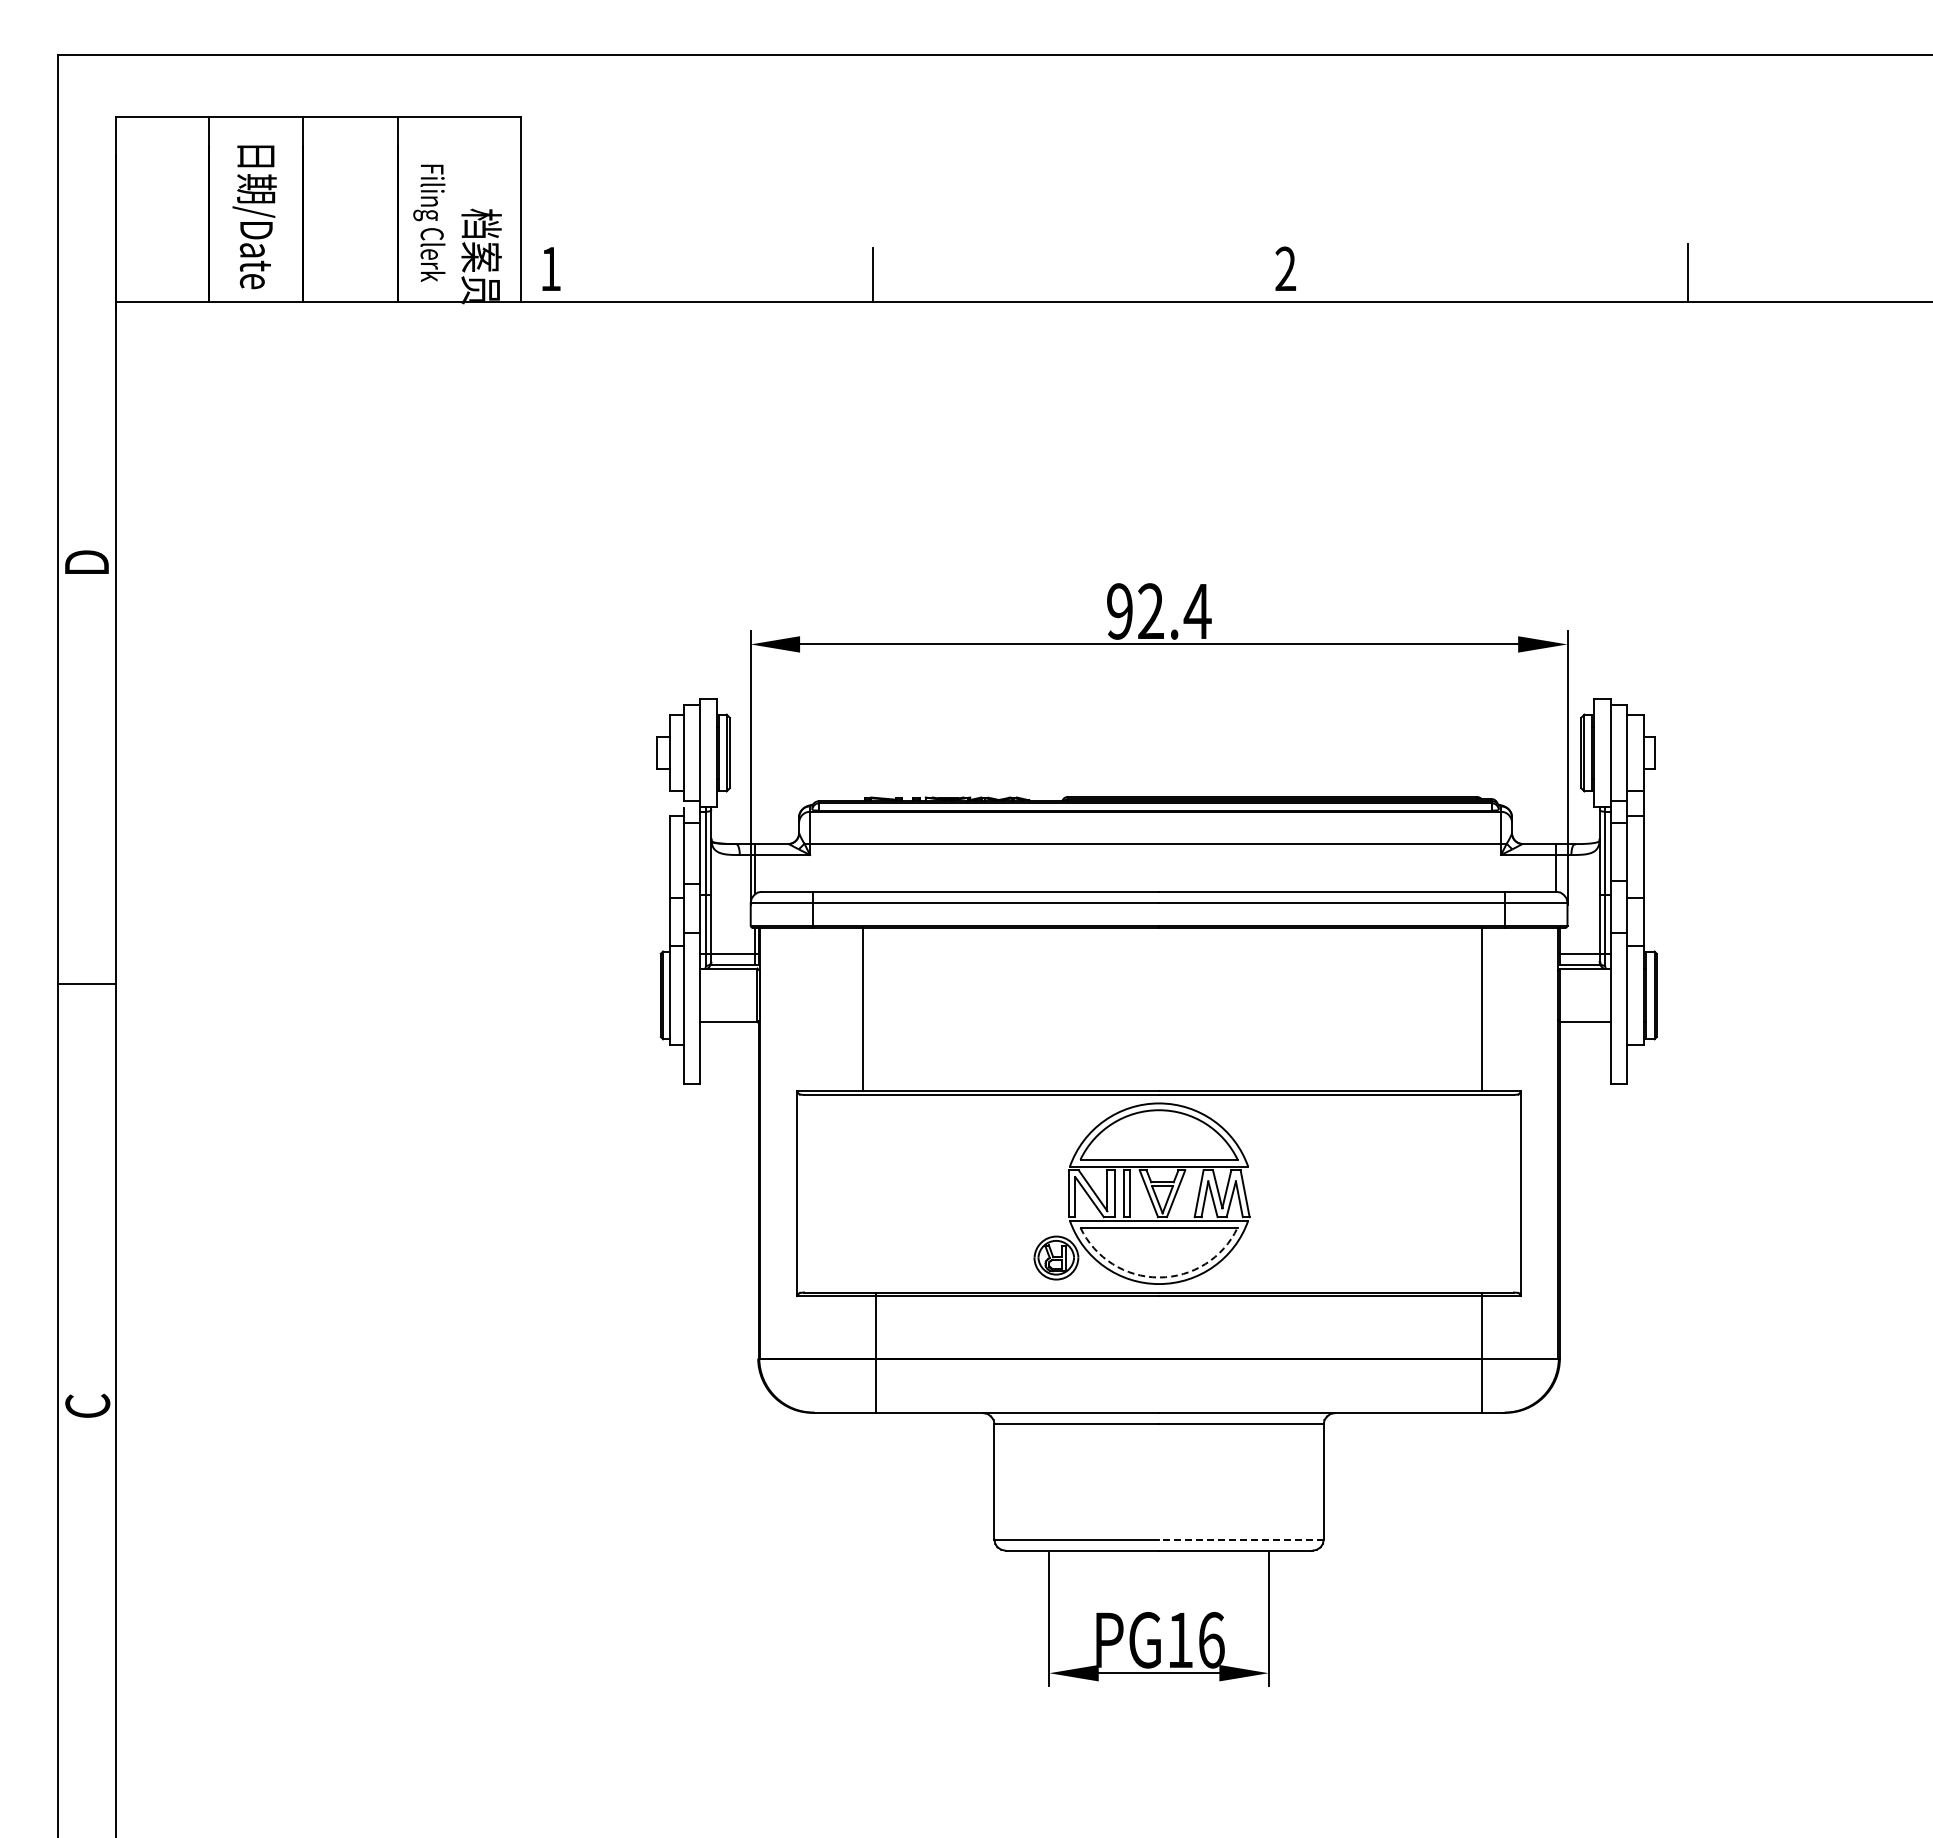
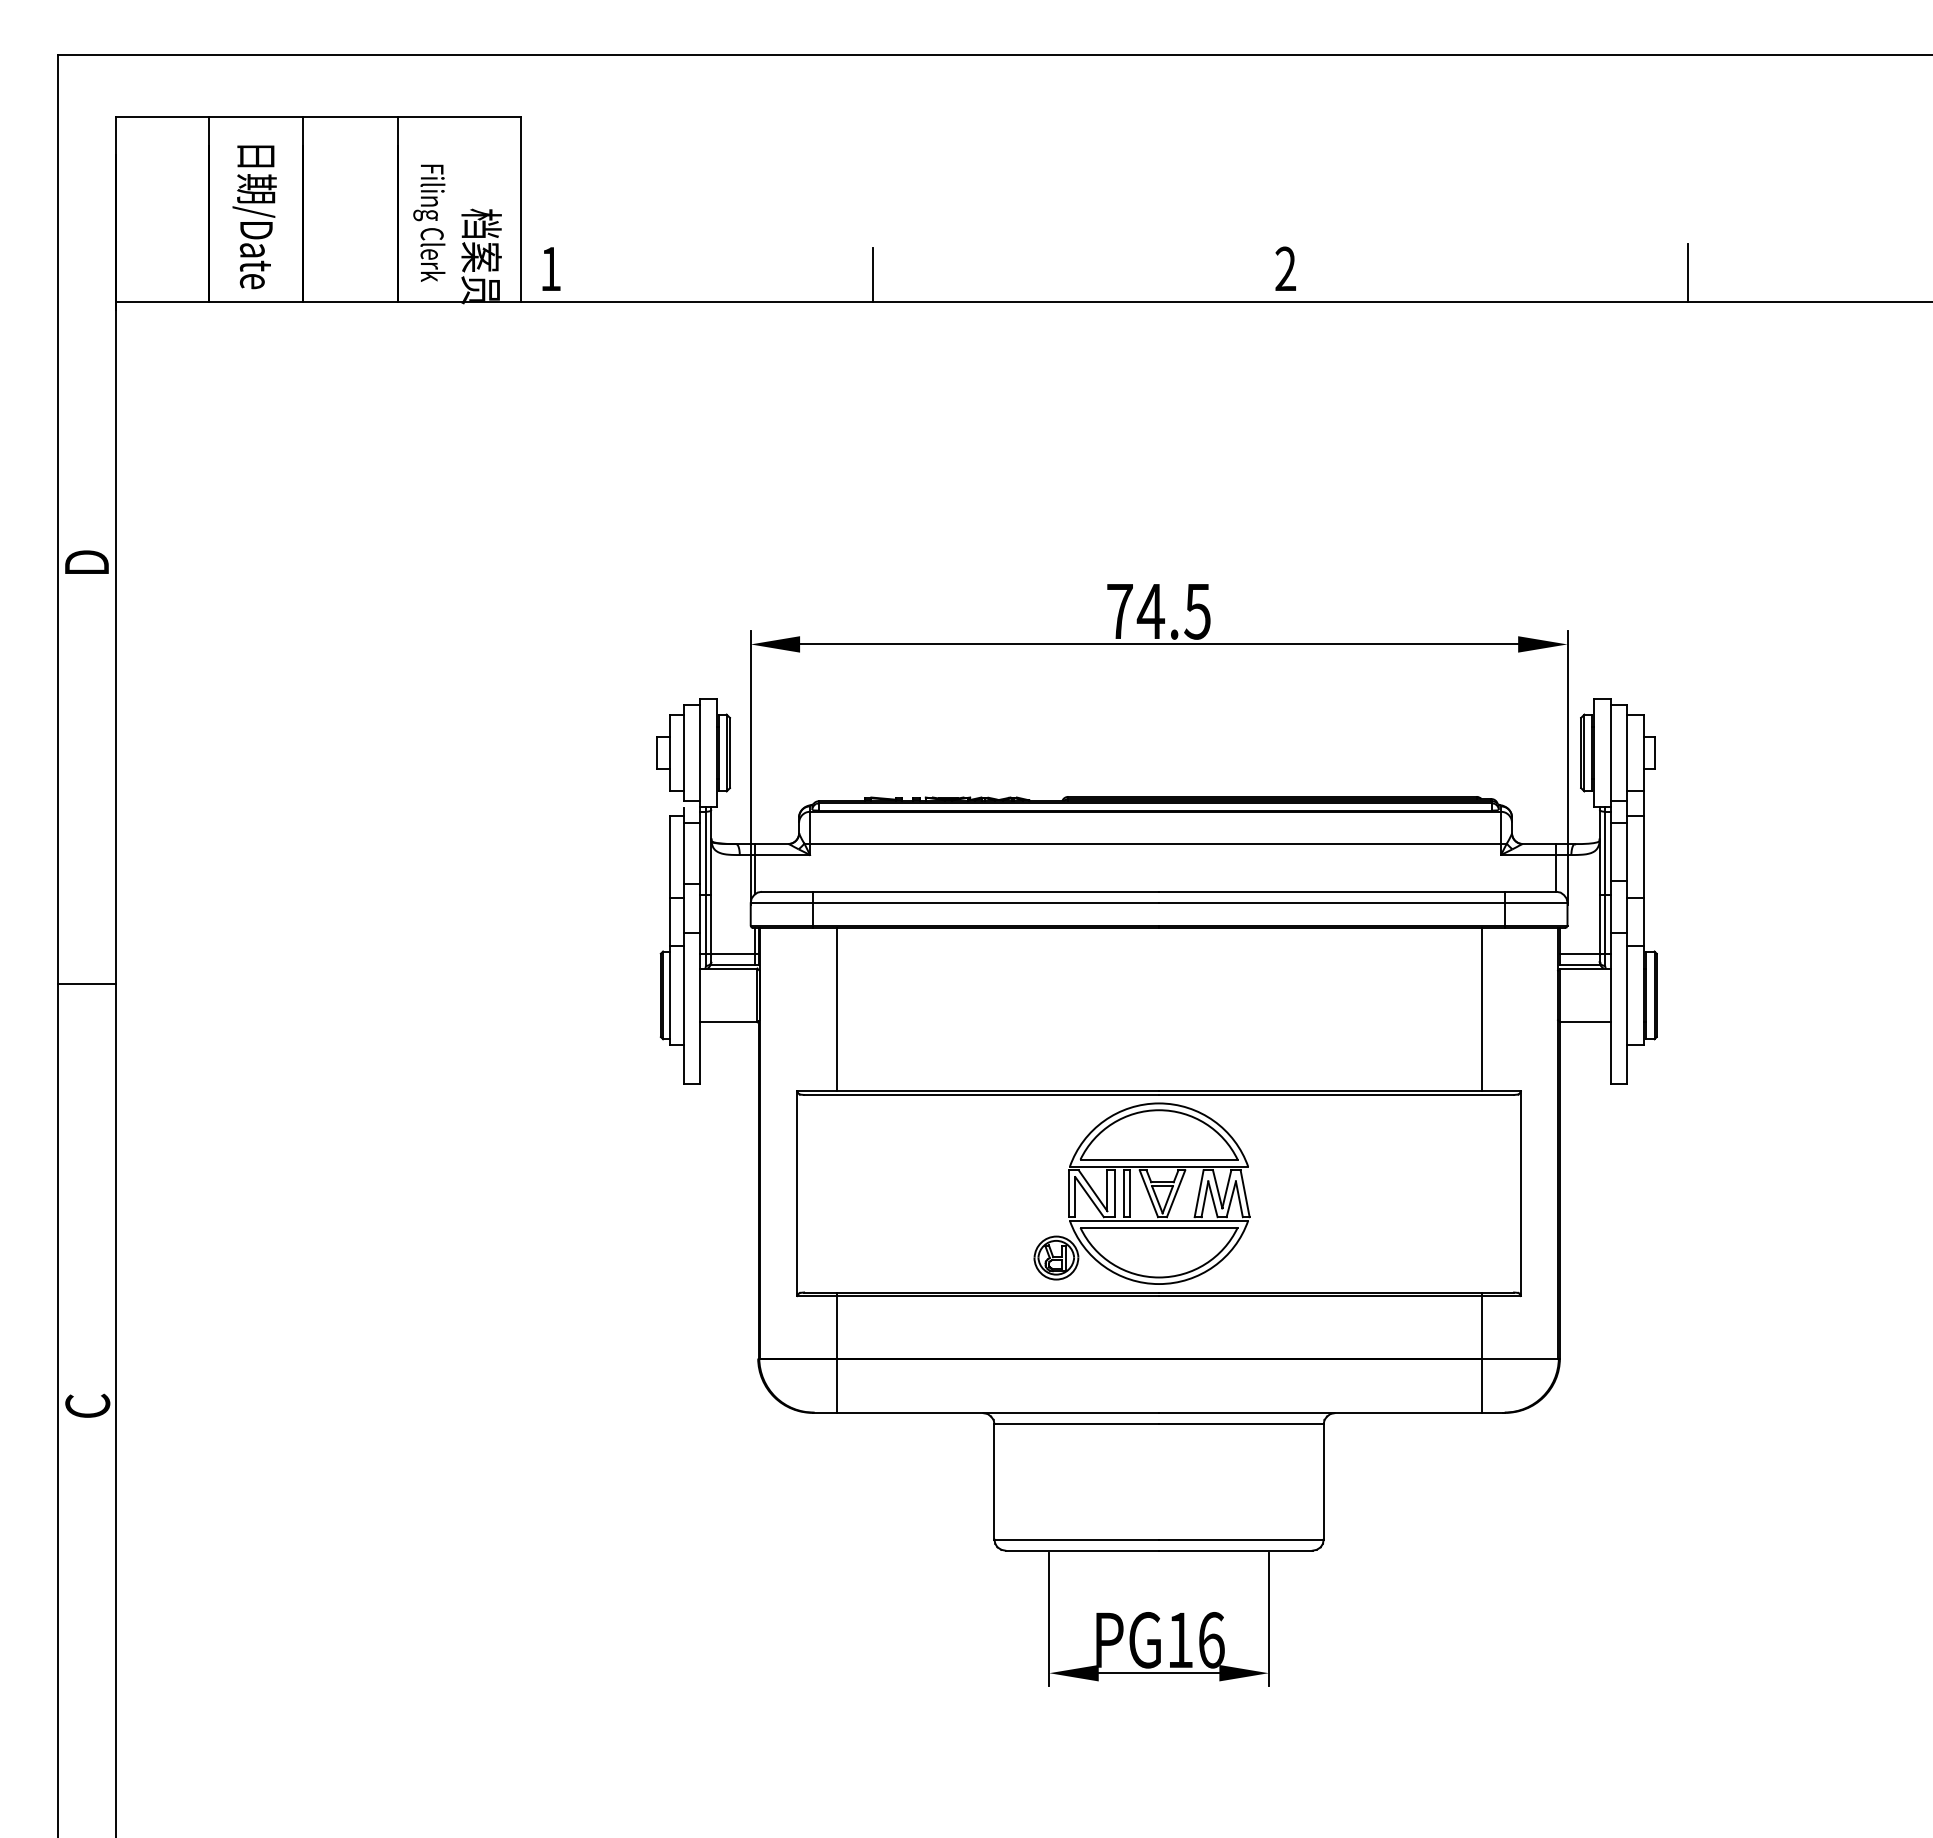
text: 92.4 -> 74.5 (1159, 611)
line position: (862, 1009) -> (836, 1009) (836, 1009)
arc: dashed -> solid (1159, 1277)
line position: (875, 1352) -> (836, 1352) (836, 1352)
line: dashed -> solid (1240, 1539)
